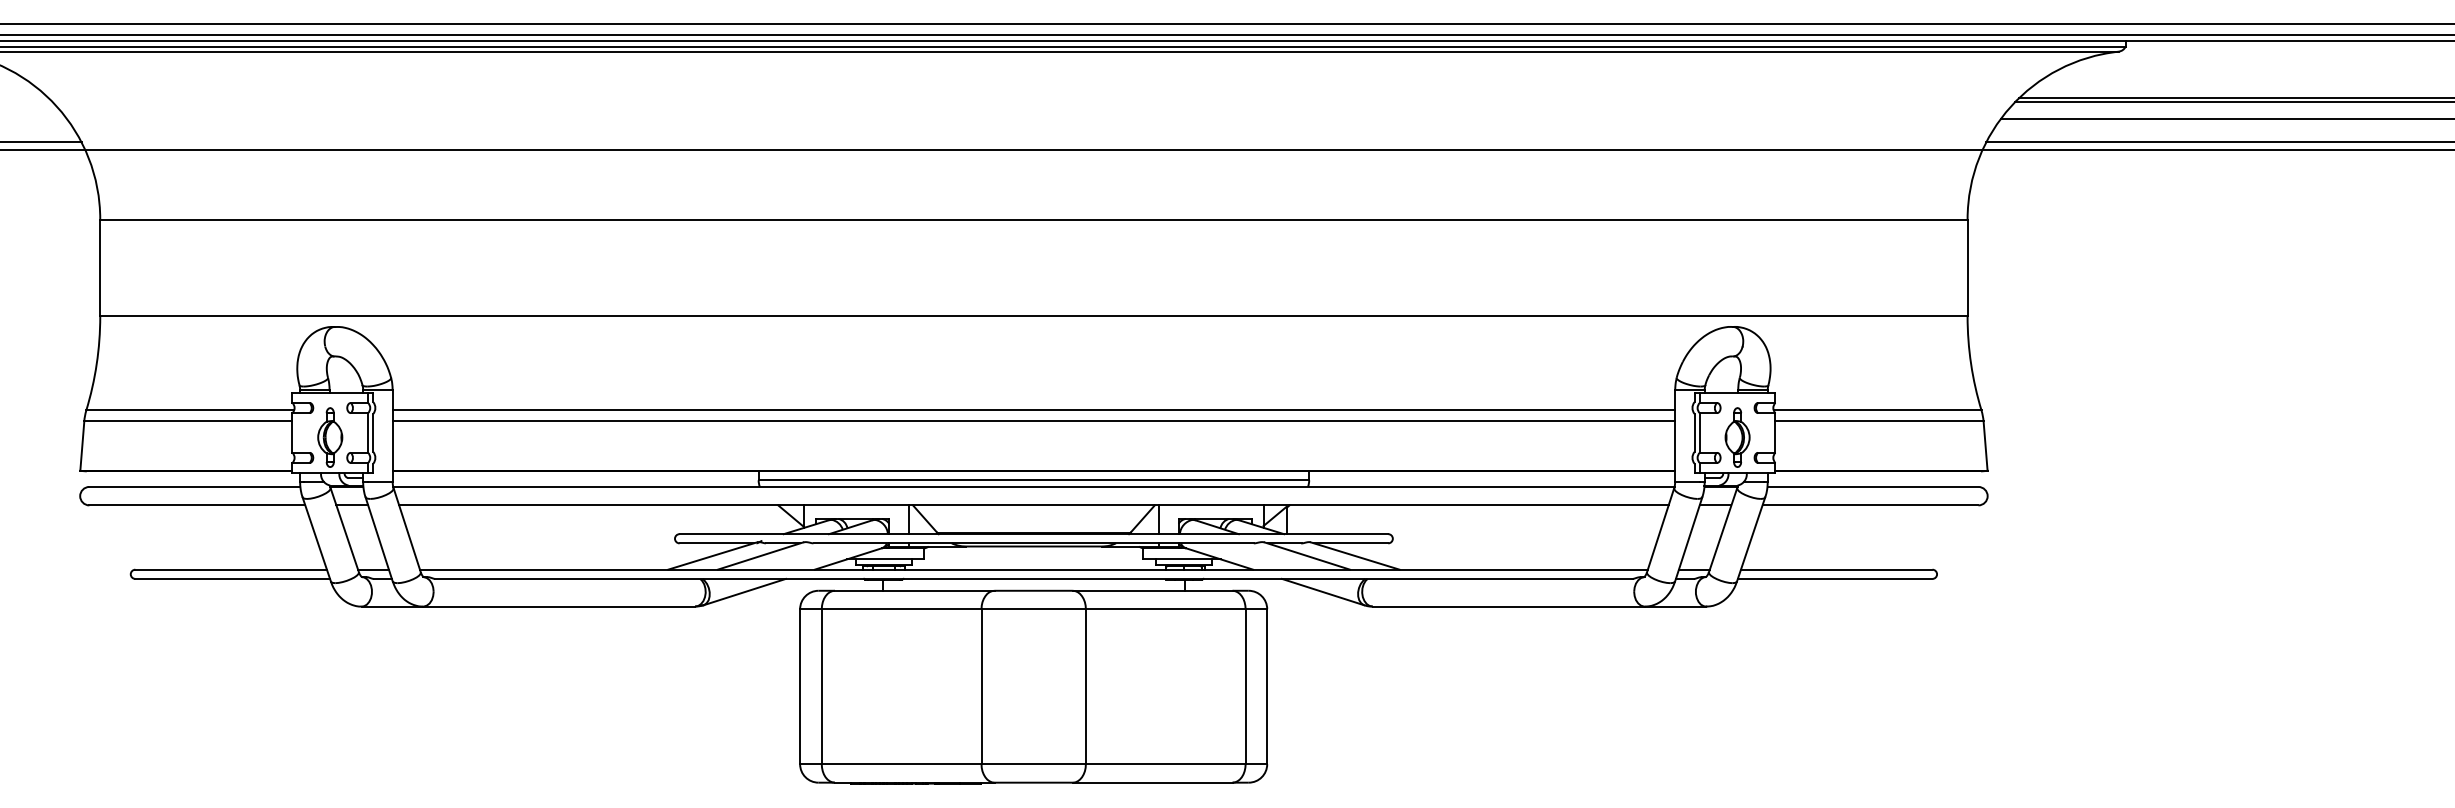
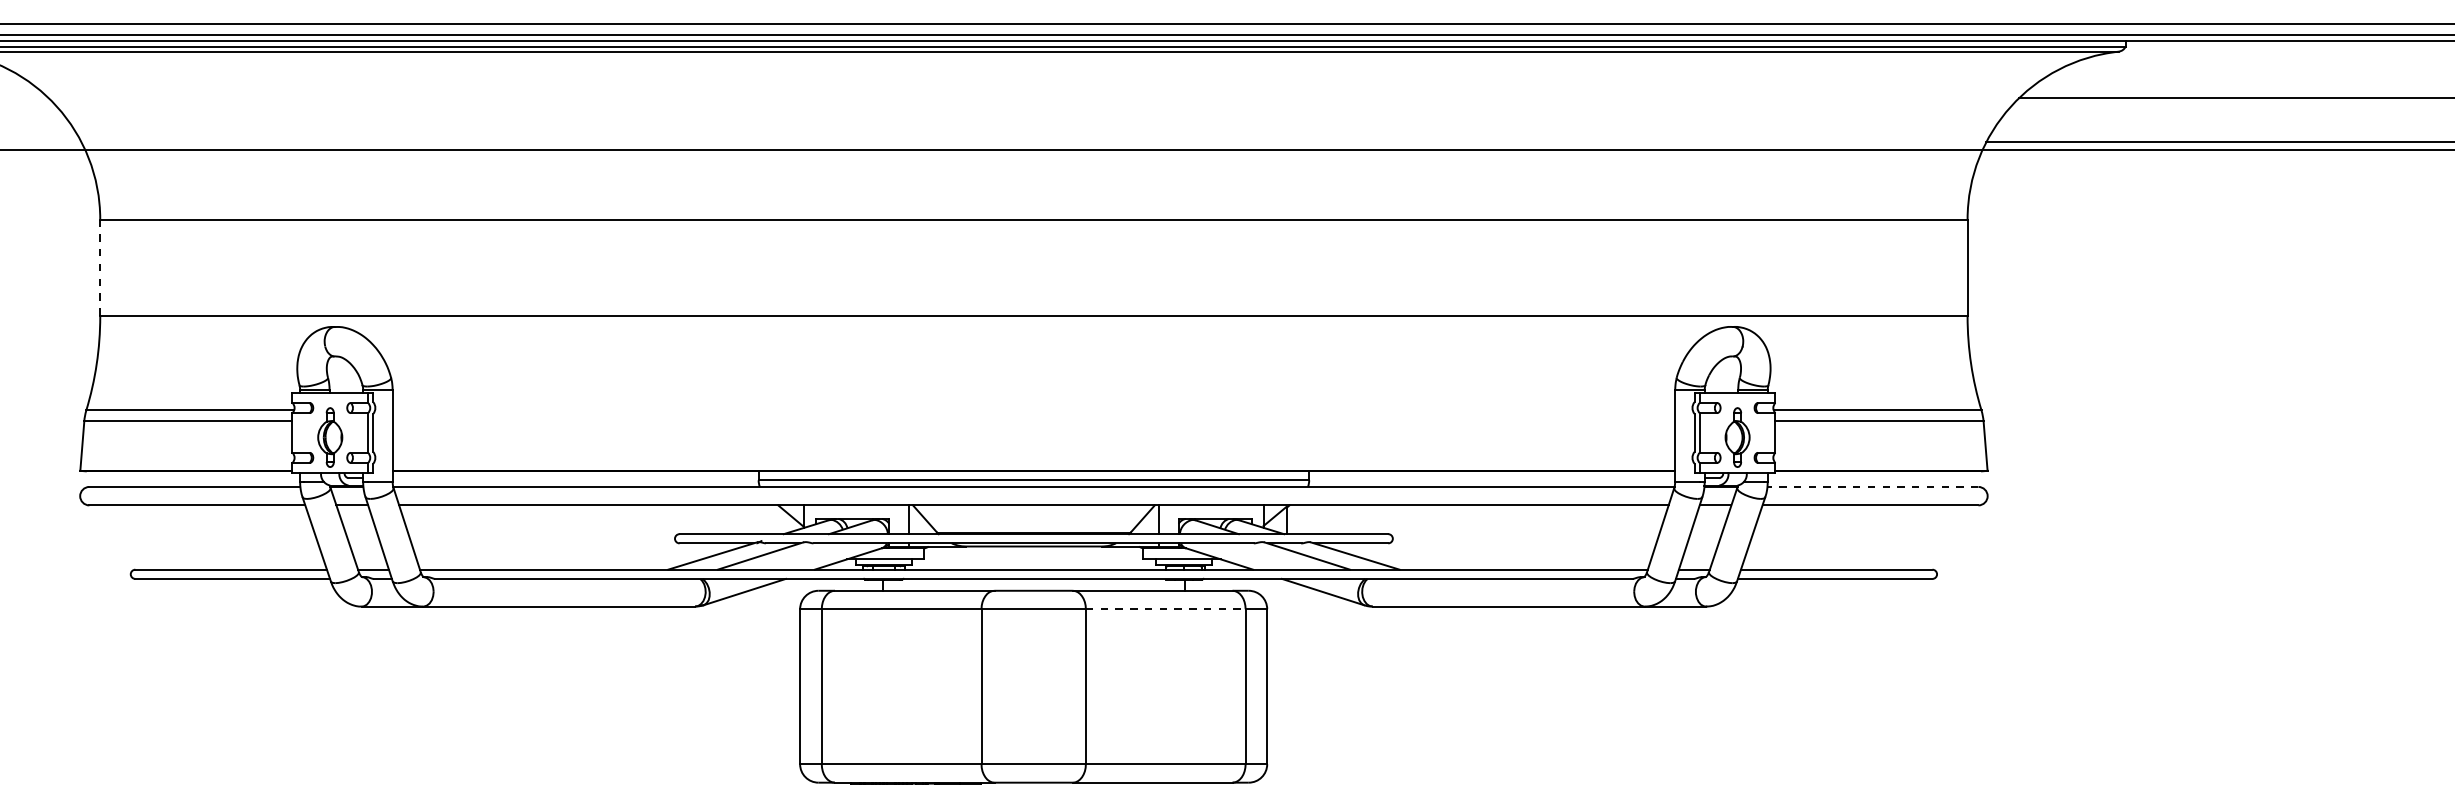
line: present -> none (2233, 101)
line: present -> none (2225, 119)
line: present -> none (41, 142)
line: solid -> dashed (100, 268)
line: present -> none (1033, 410)
line: present -> none (1033, 421)
line: solid -> dashed (1872, 486)
line: solid -> dashed (1165, 609)
